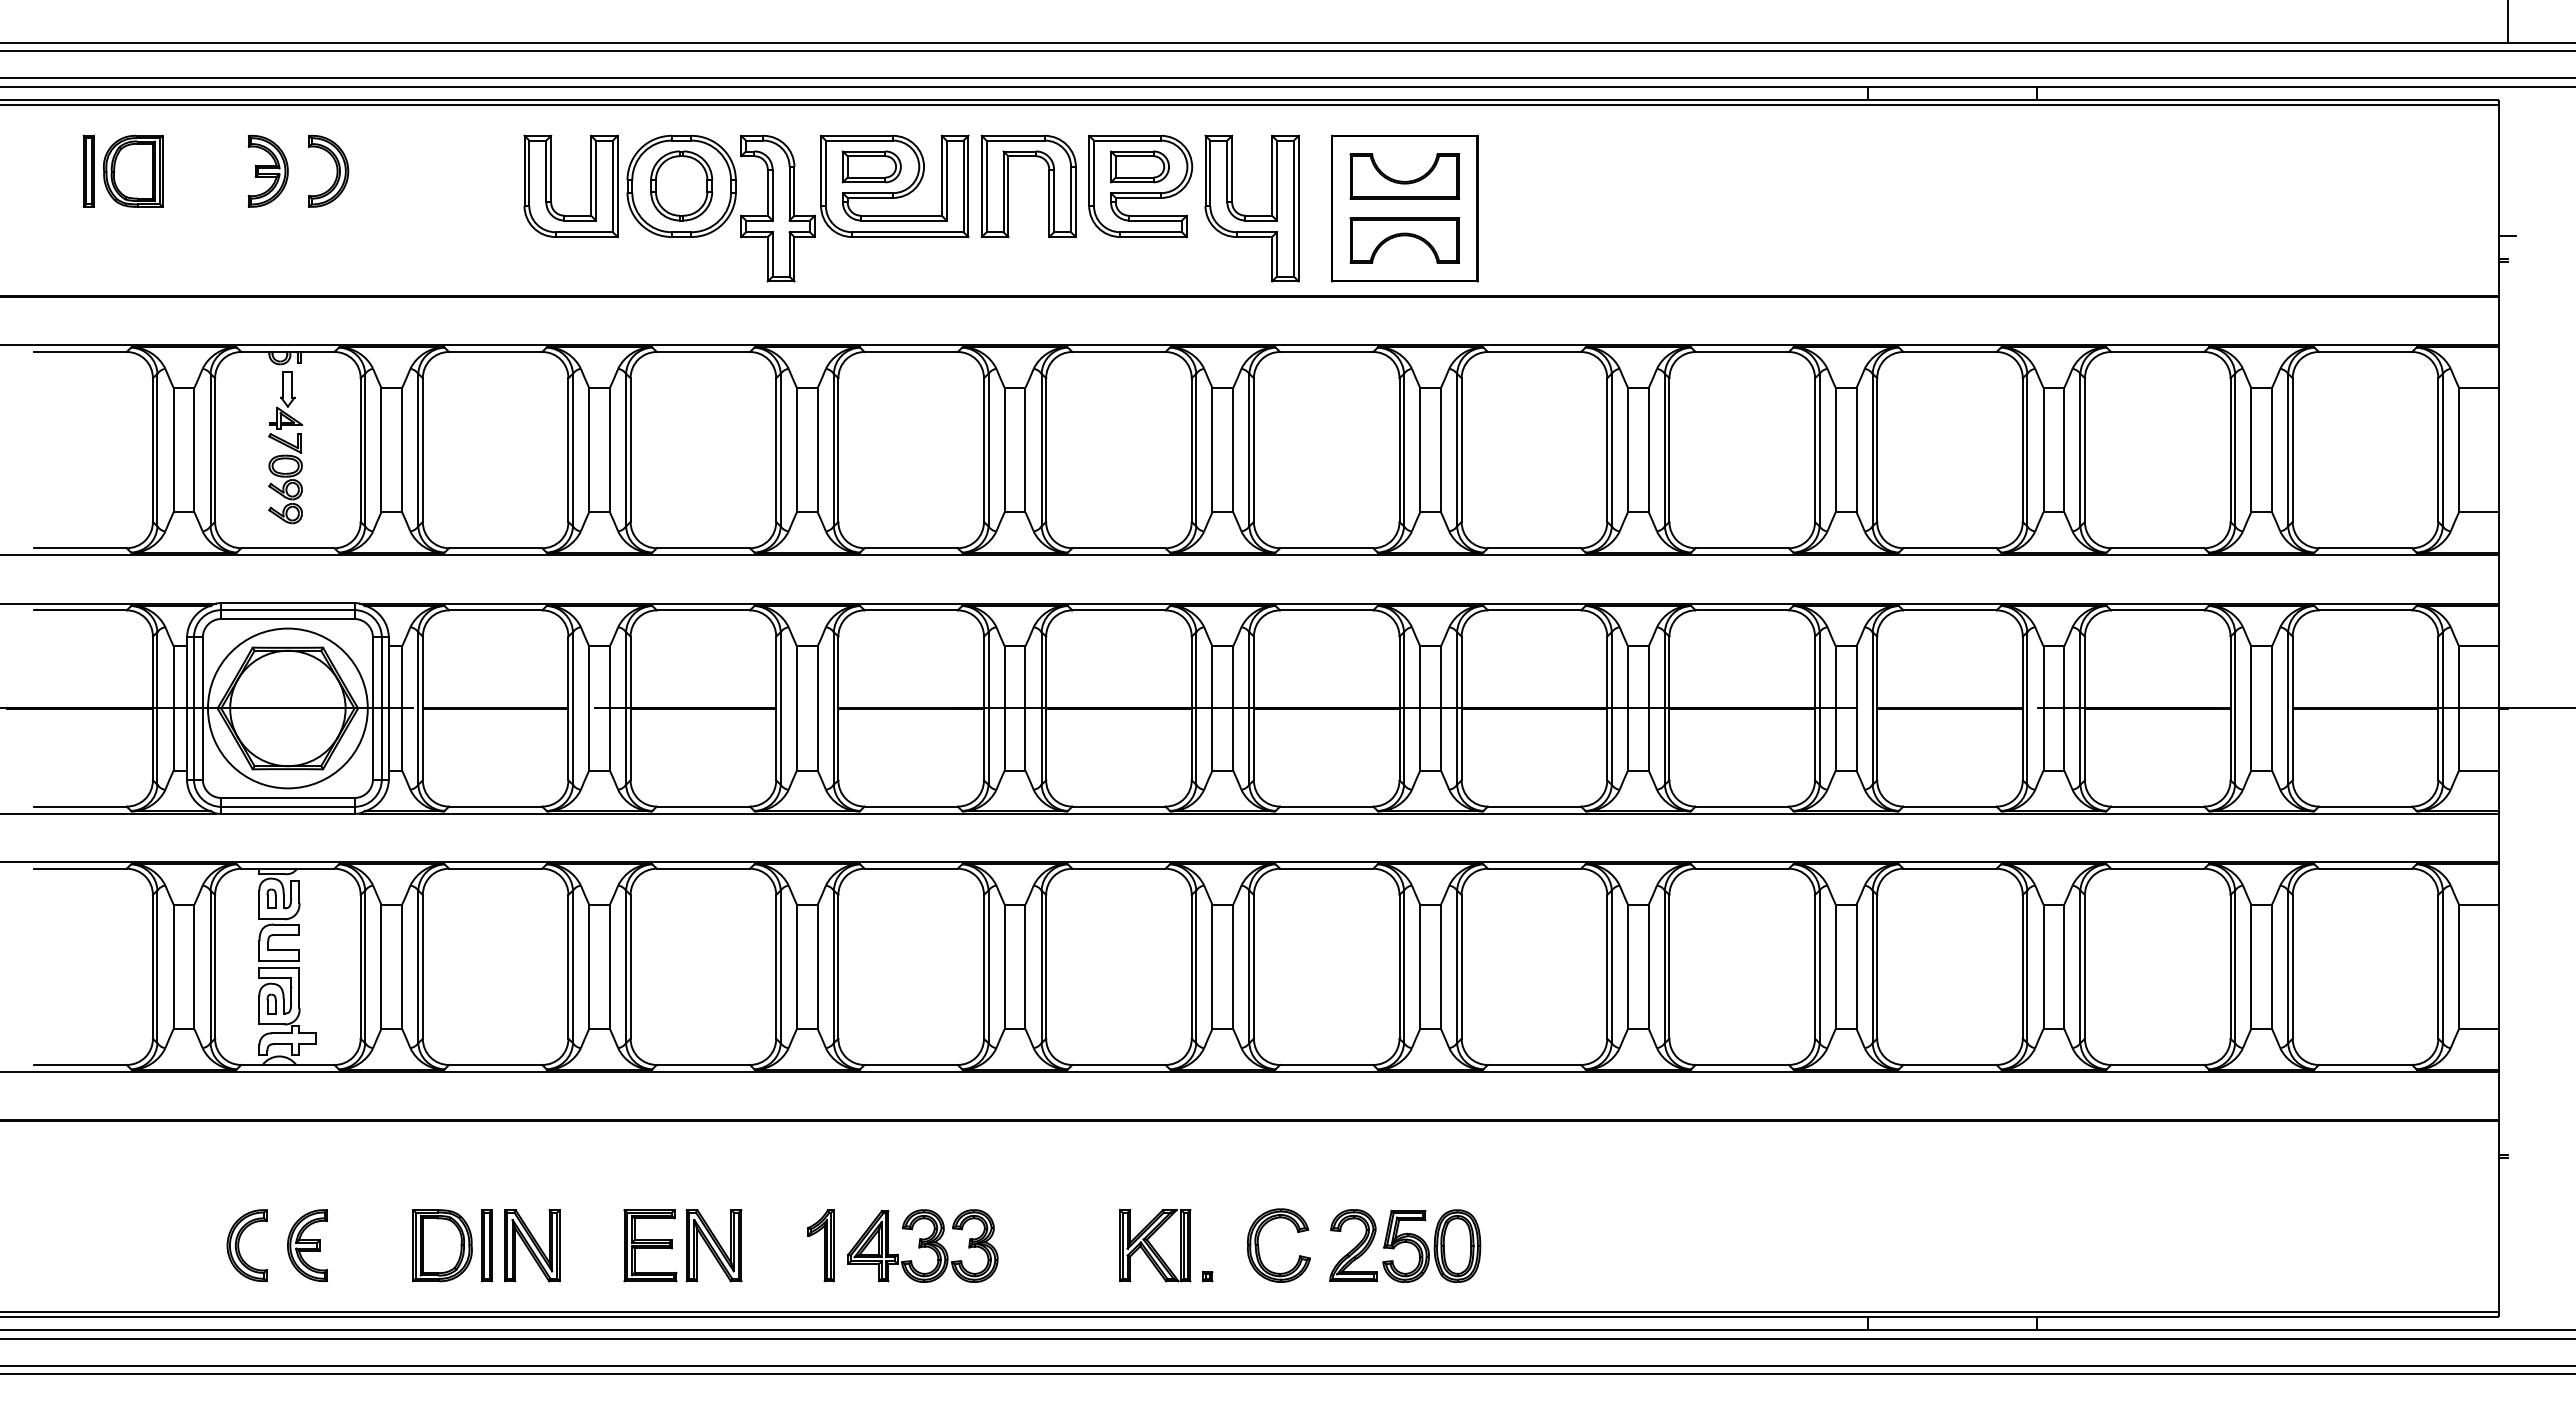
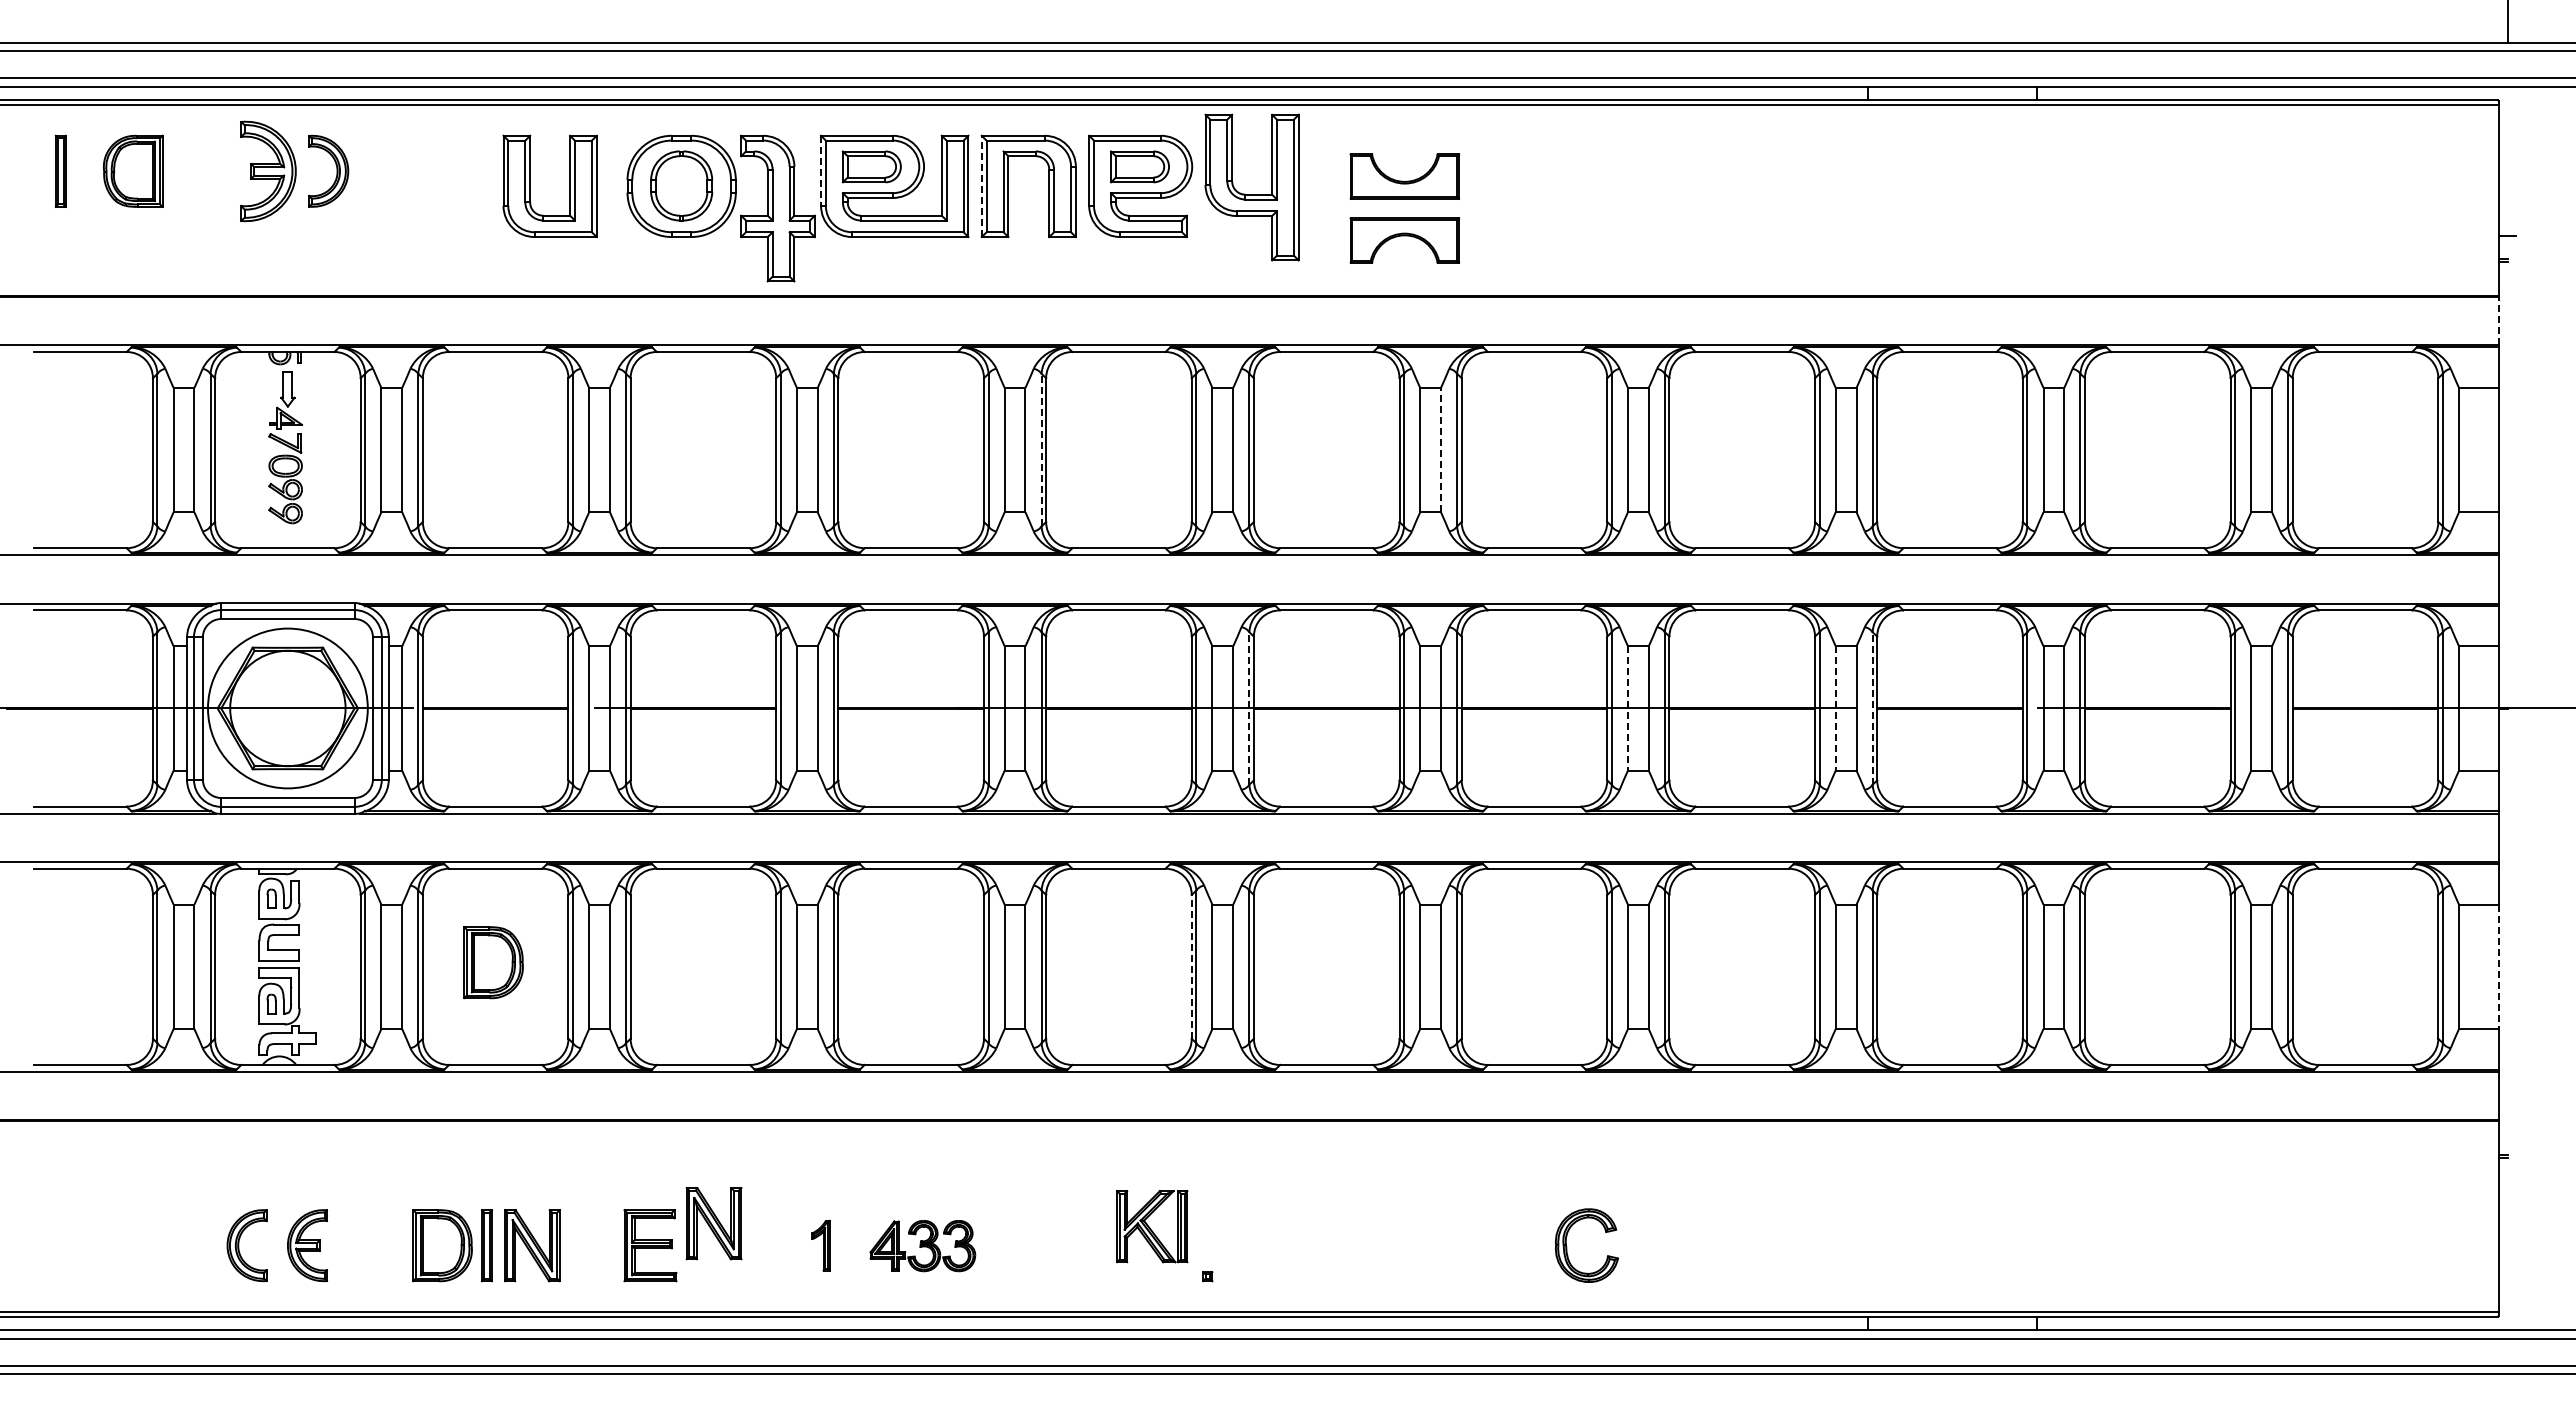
part position: (88, 170) -> (60, 170) (60, 170)
part size: 42x74 px -> 57x103 px (268, 171)
line: solid -> dashed (821, 171)
part position: (551, 186) -> (530, 186) (530, 186)
line: solid -> dashed (981, 186)
part: present -> none (1404, 208)
part position: (1251, 215) -> (1251, 194) (1251, 194)
line: solid -> dashed (2498, 320)
line: solid -> dashed (1041, 449)
line: solid -> dashed (1440, 449)
line: solid -> dashed (1249, 708)
line: solid -> dashed (1627, 708)
line: solid -> dashed (1835, 708)
line: solid -> dashed (1872, 708)
part: none -> present (493, 962)
line: solid -> dashed (1191, 966)
line: solid -> dashed (2498, 967)
part position: (713, 1245) -> (713, 1223) (713, 1223)
part size: 28x74 px -> 20x53 px (820, 1245)
part size: 152x74 px -> 108x53 px (922, 1246)
part position: (1155, 1245) -> (1152, 1226) (1152, 1226)
part: present -> none (1405, 1245)
part position: (1259, 1246) -> (1567, 1246) (1567, 1246)
